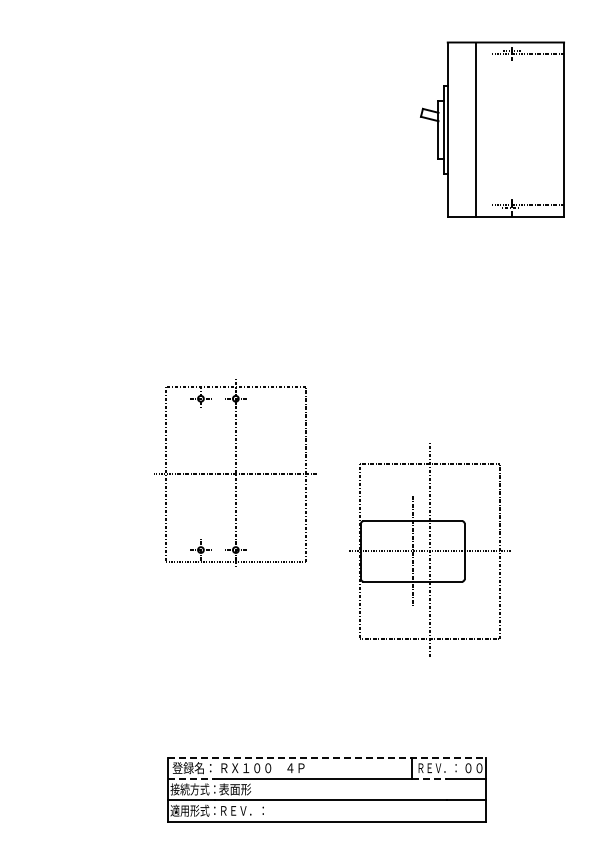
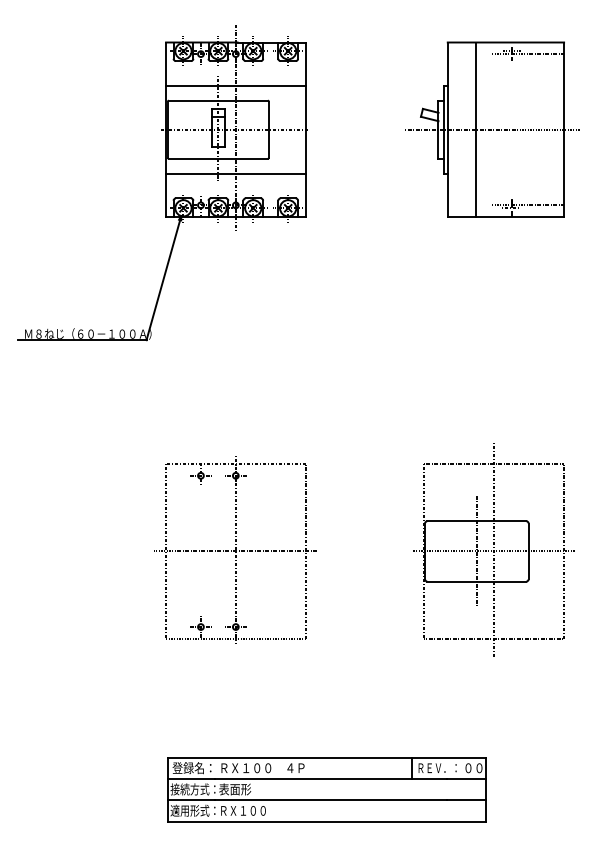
line: none -> present (492, 129)
part: none -> present (162, 183)
part position: (235, 472) -> (235, 549) (235, 549)
part position: (429, 549) -> (493, 549) (493, 549)
line: dashed -> solid (327, 757)
line: dashed -> solid (191, 778)
line: dashed -> solid (430, 778)
text: ＲＥＶ．： -> ＲＸ１００ (247, 810)
